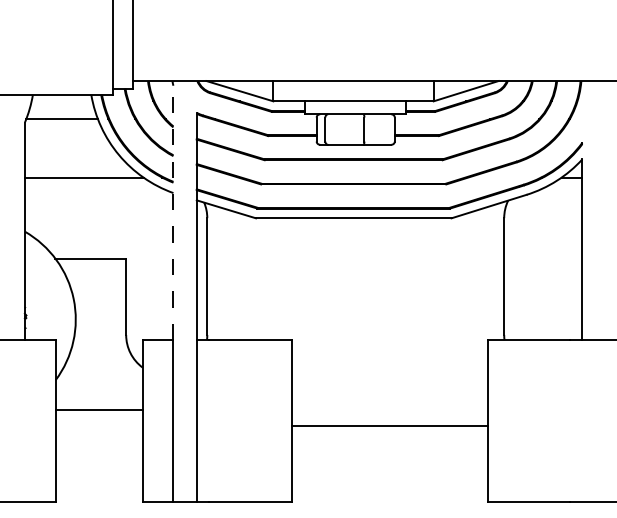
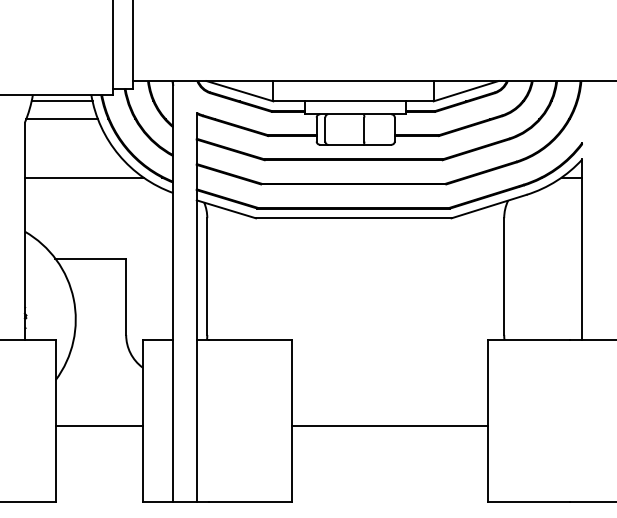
line: none -> present (61, 101)
line: dashed -> solid (173, 211)
line position: (98, 409) -> (98, 425) (98, 425)
